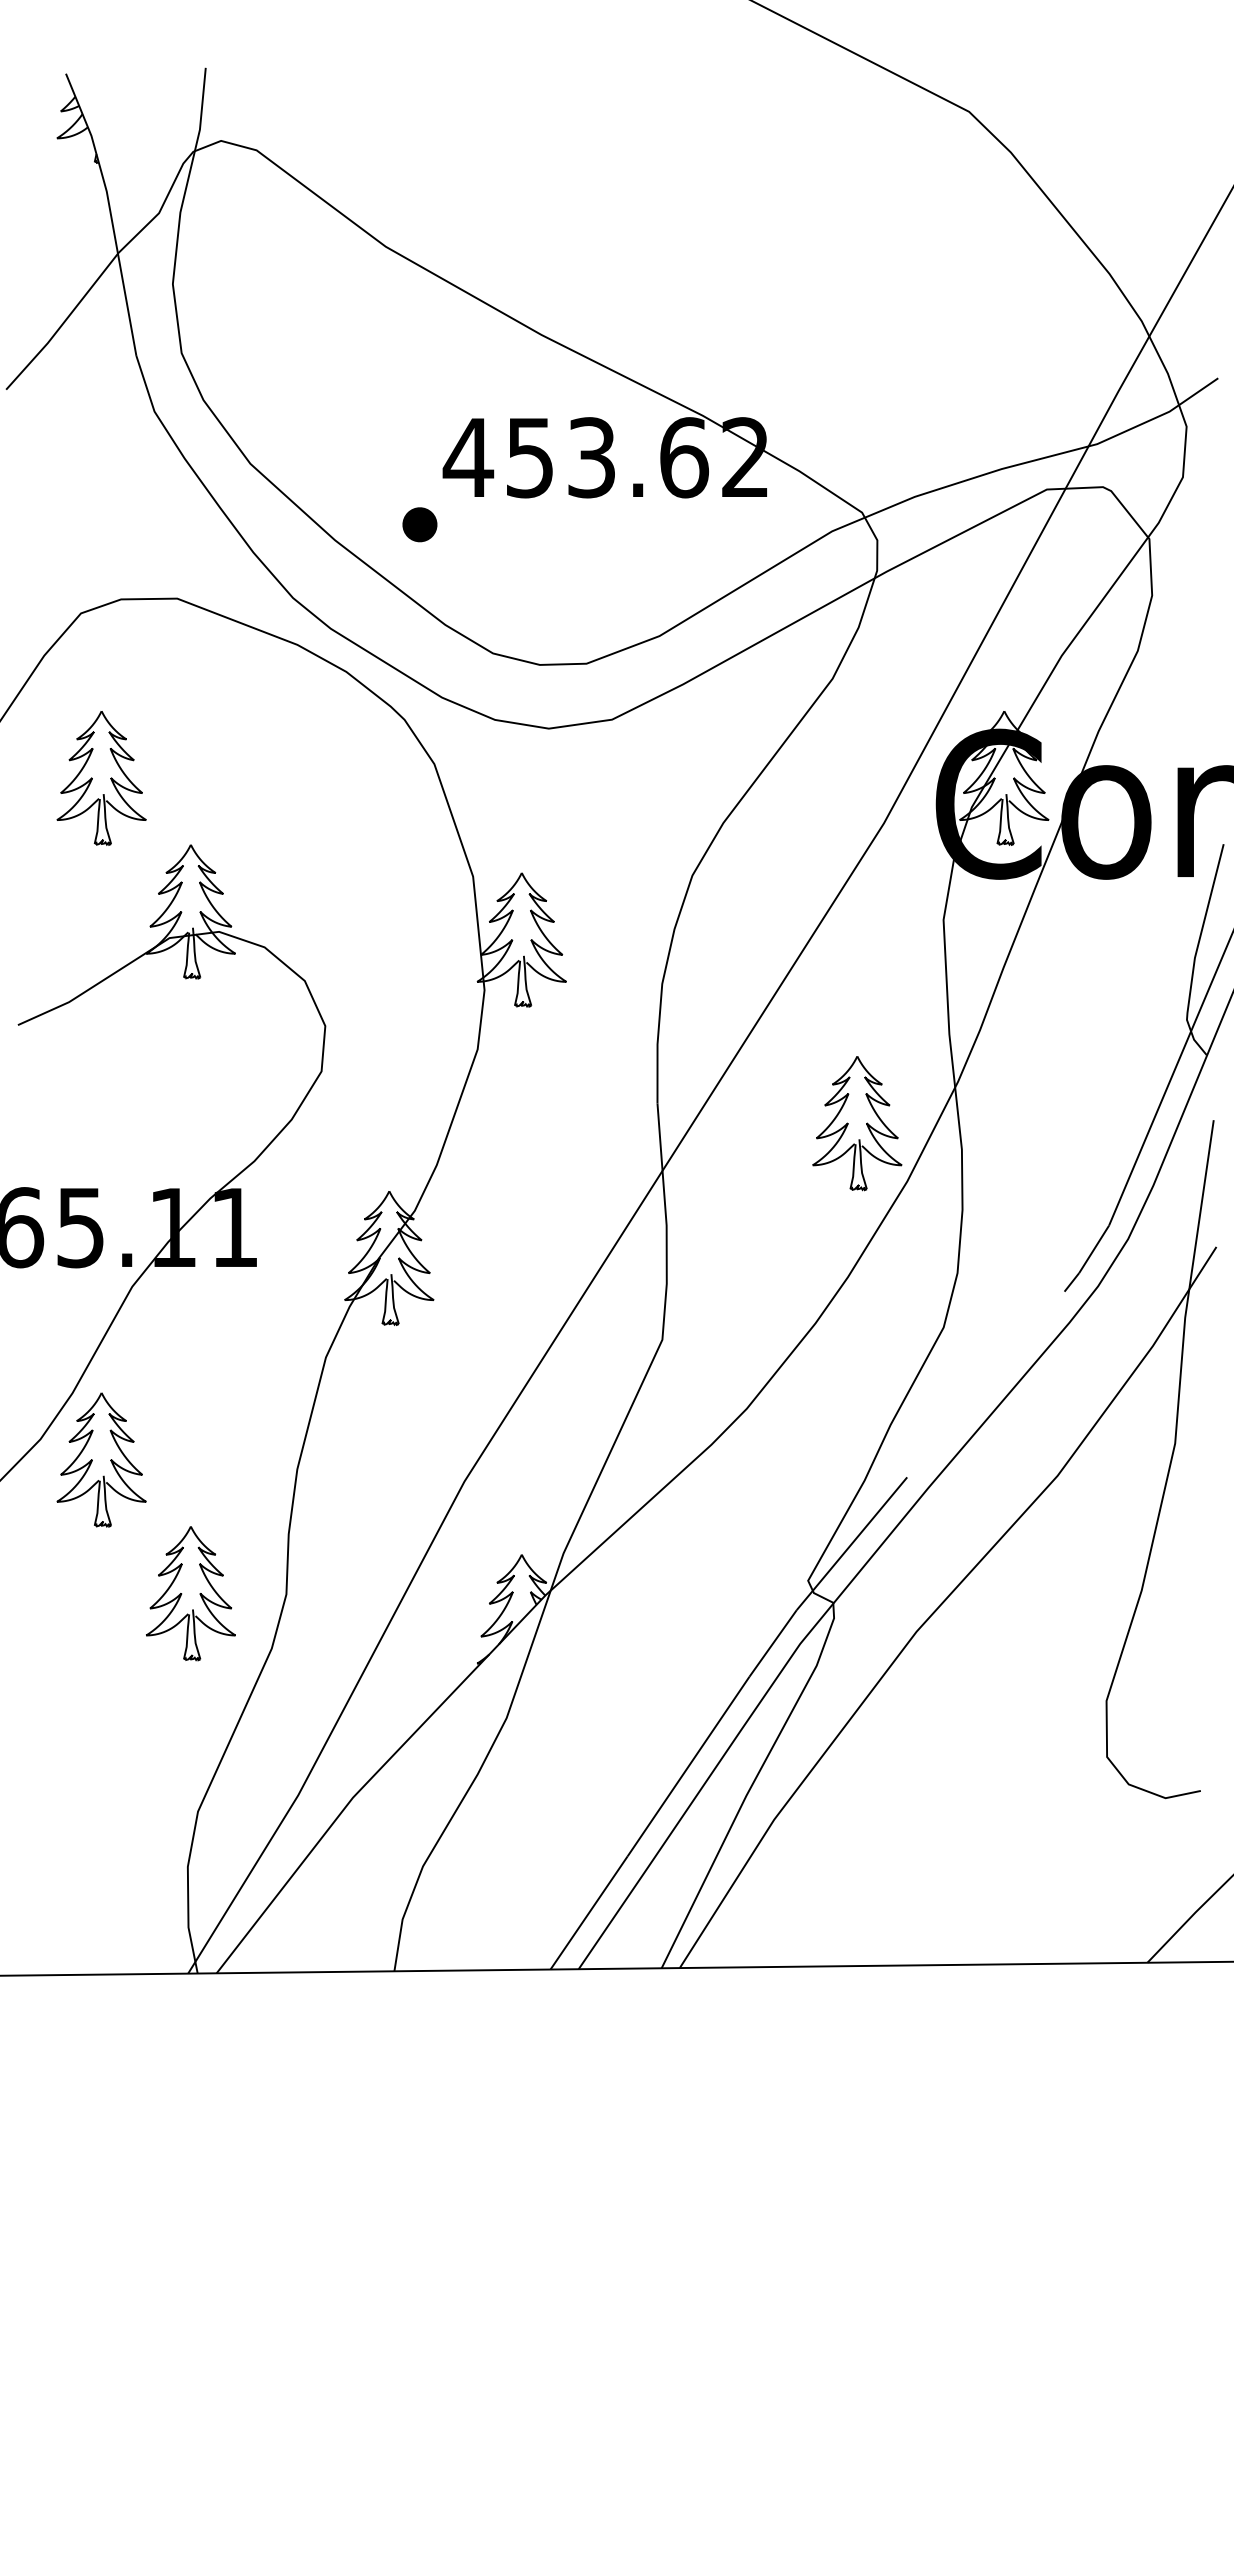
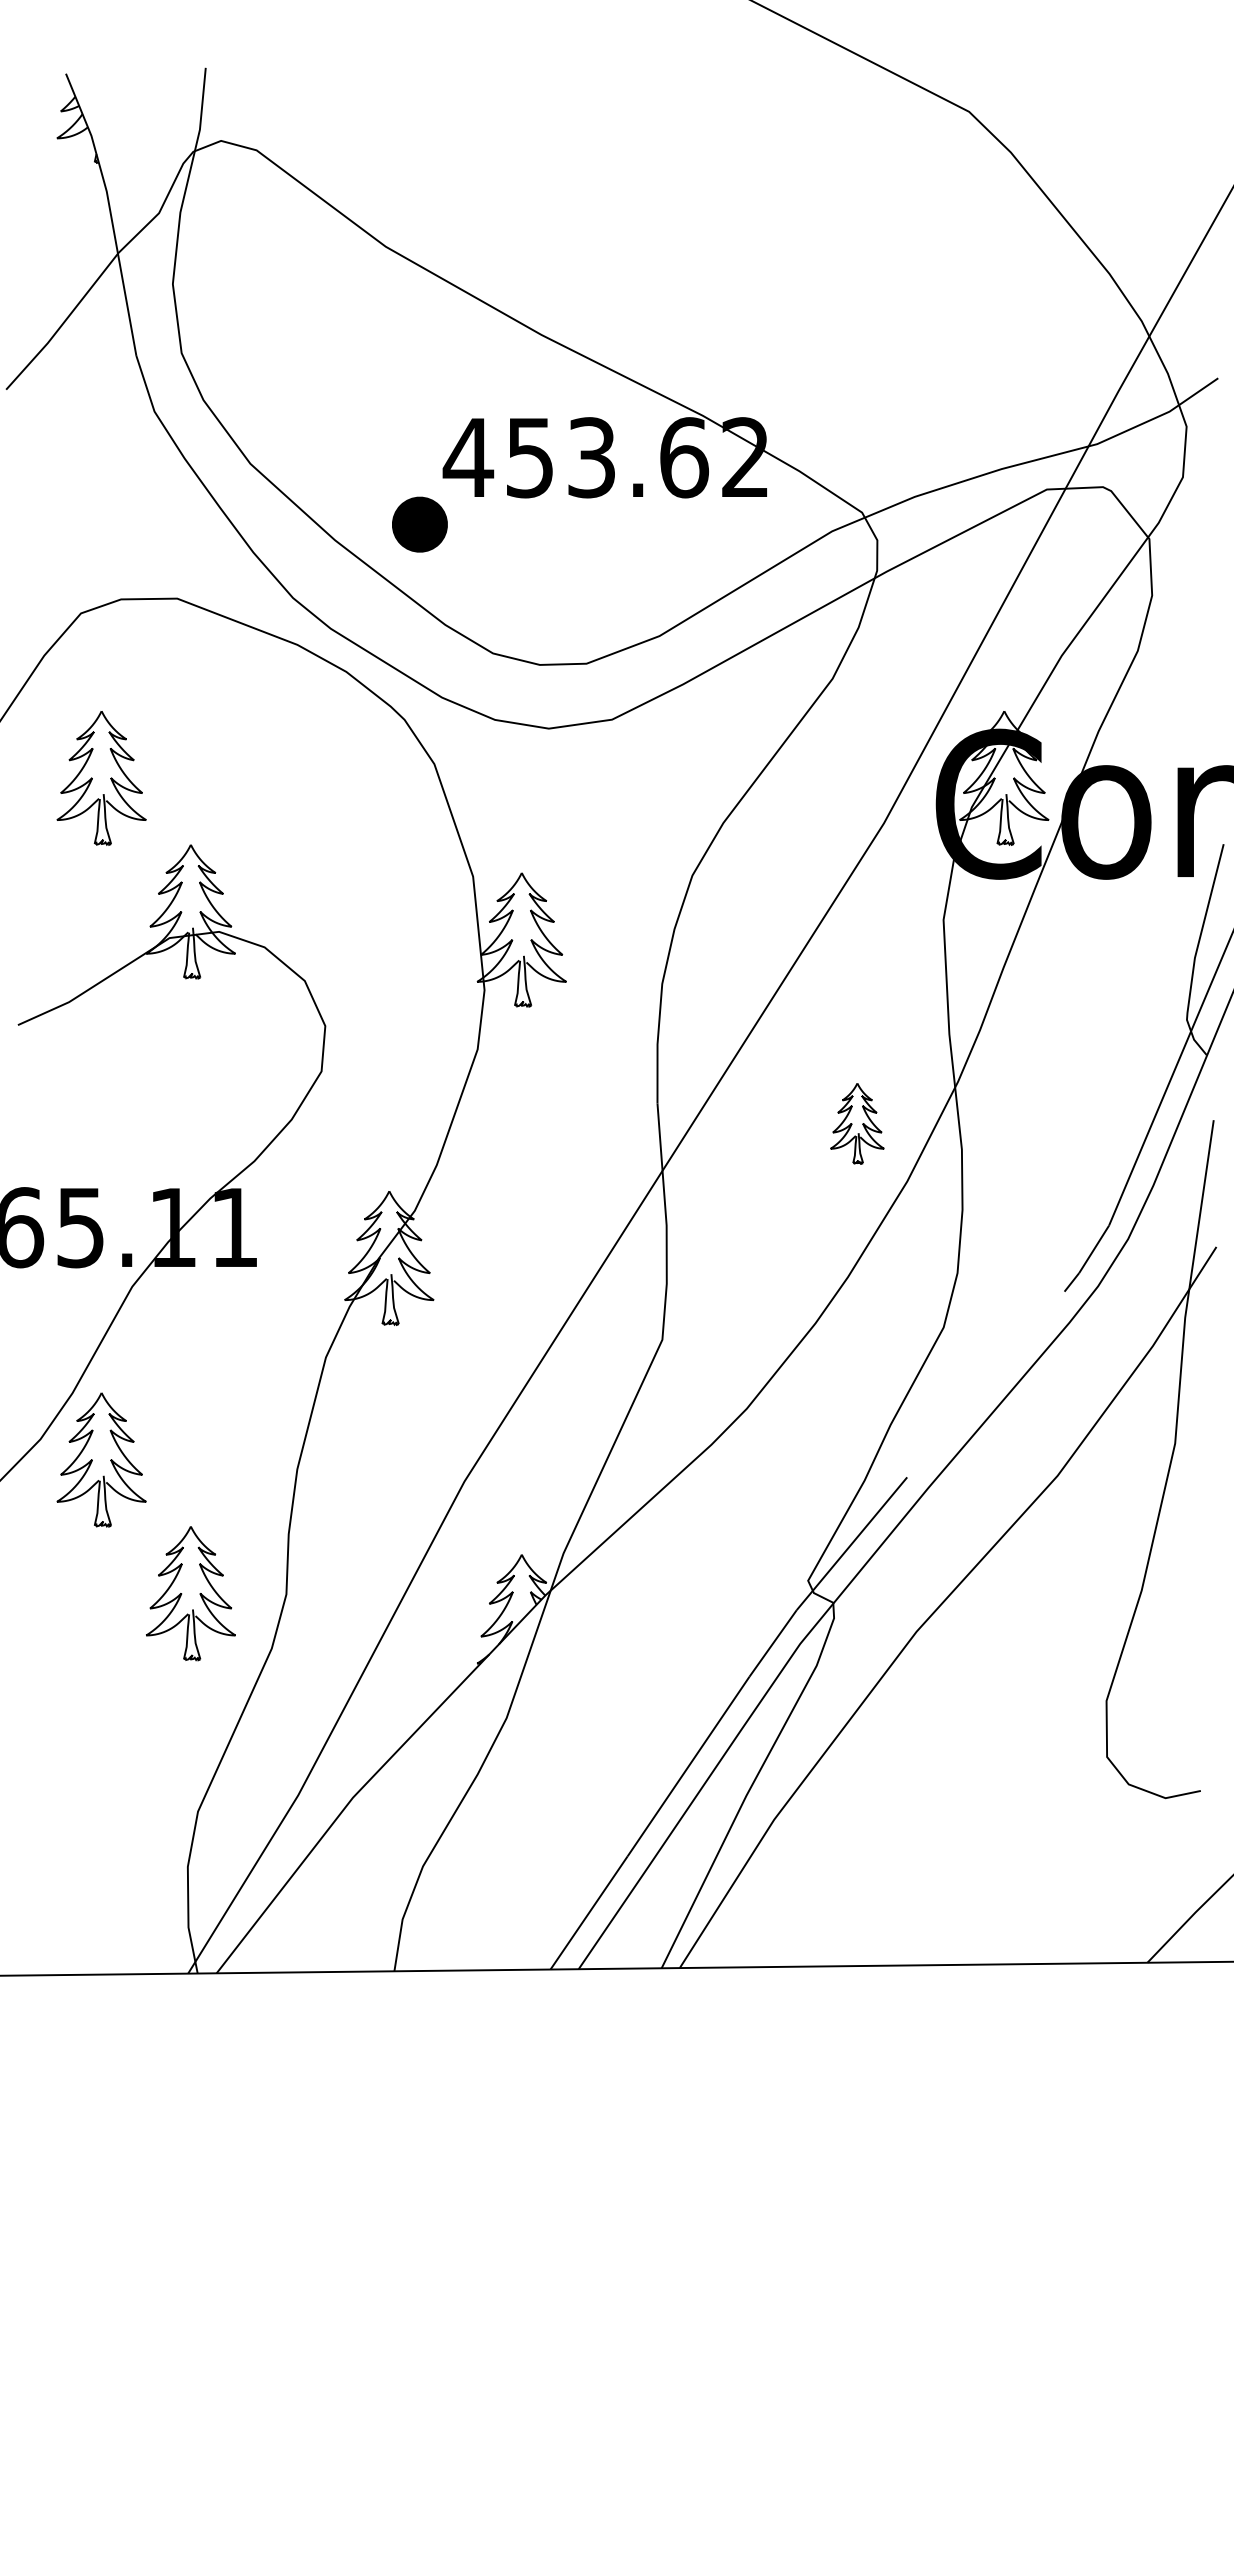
part size: 36x36 px -> 56x57 px (419, 524)
part size: 91x136 px -> 55x82 px (857, 1123)
